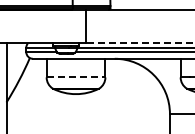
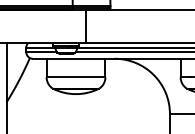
line: dashed -> solid (139, 43)
line: dashed -> solid (76, 77)
